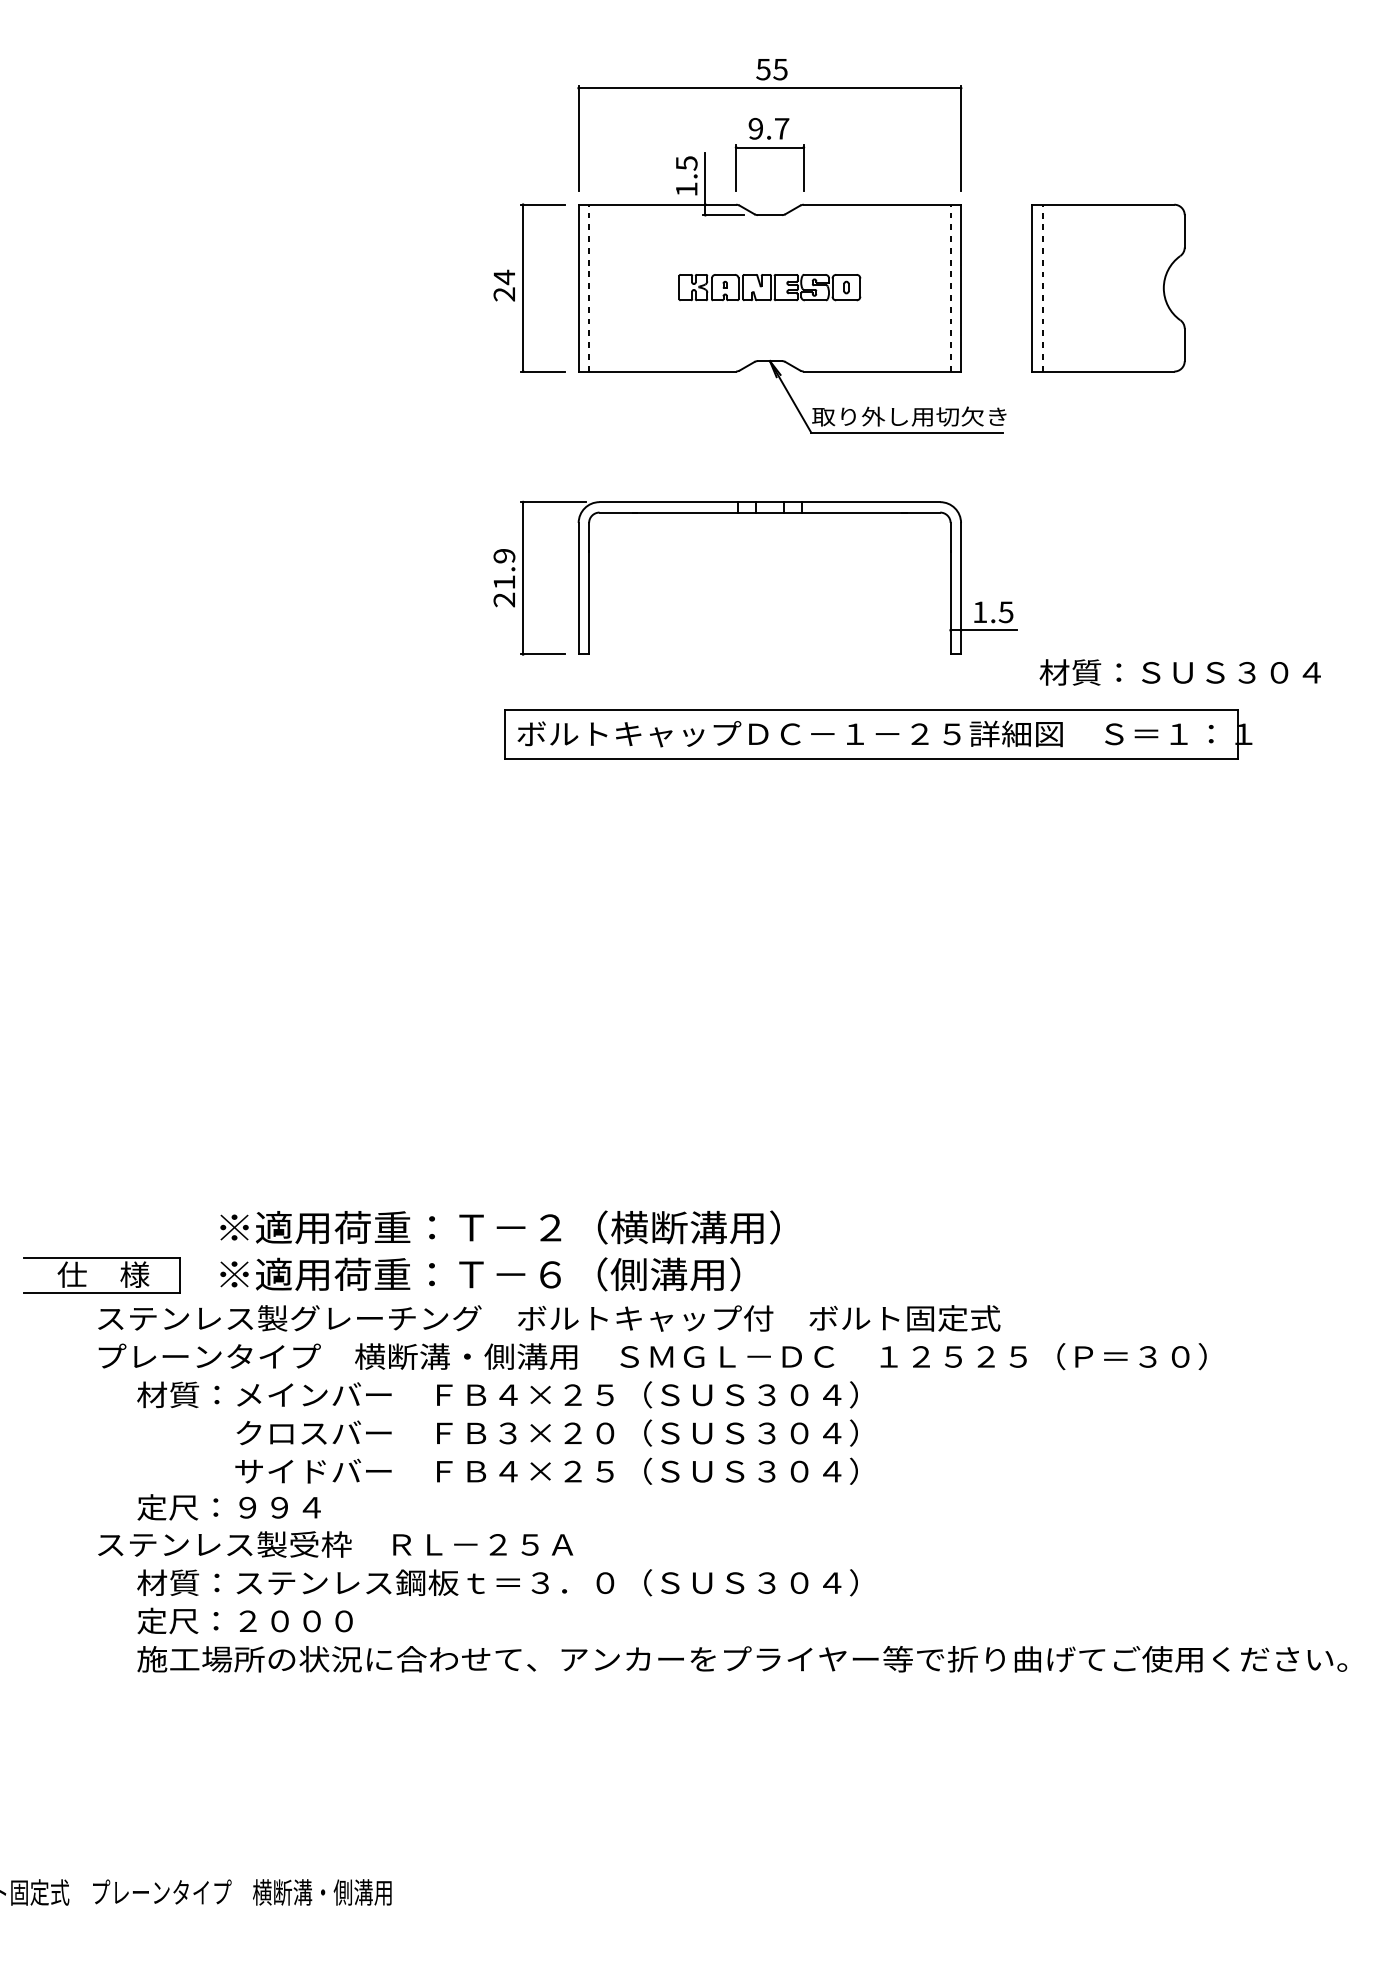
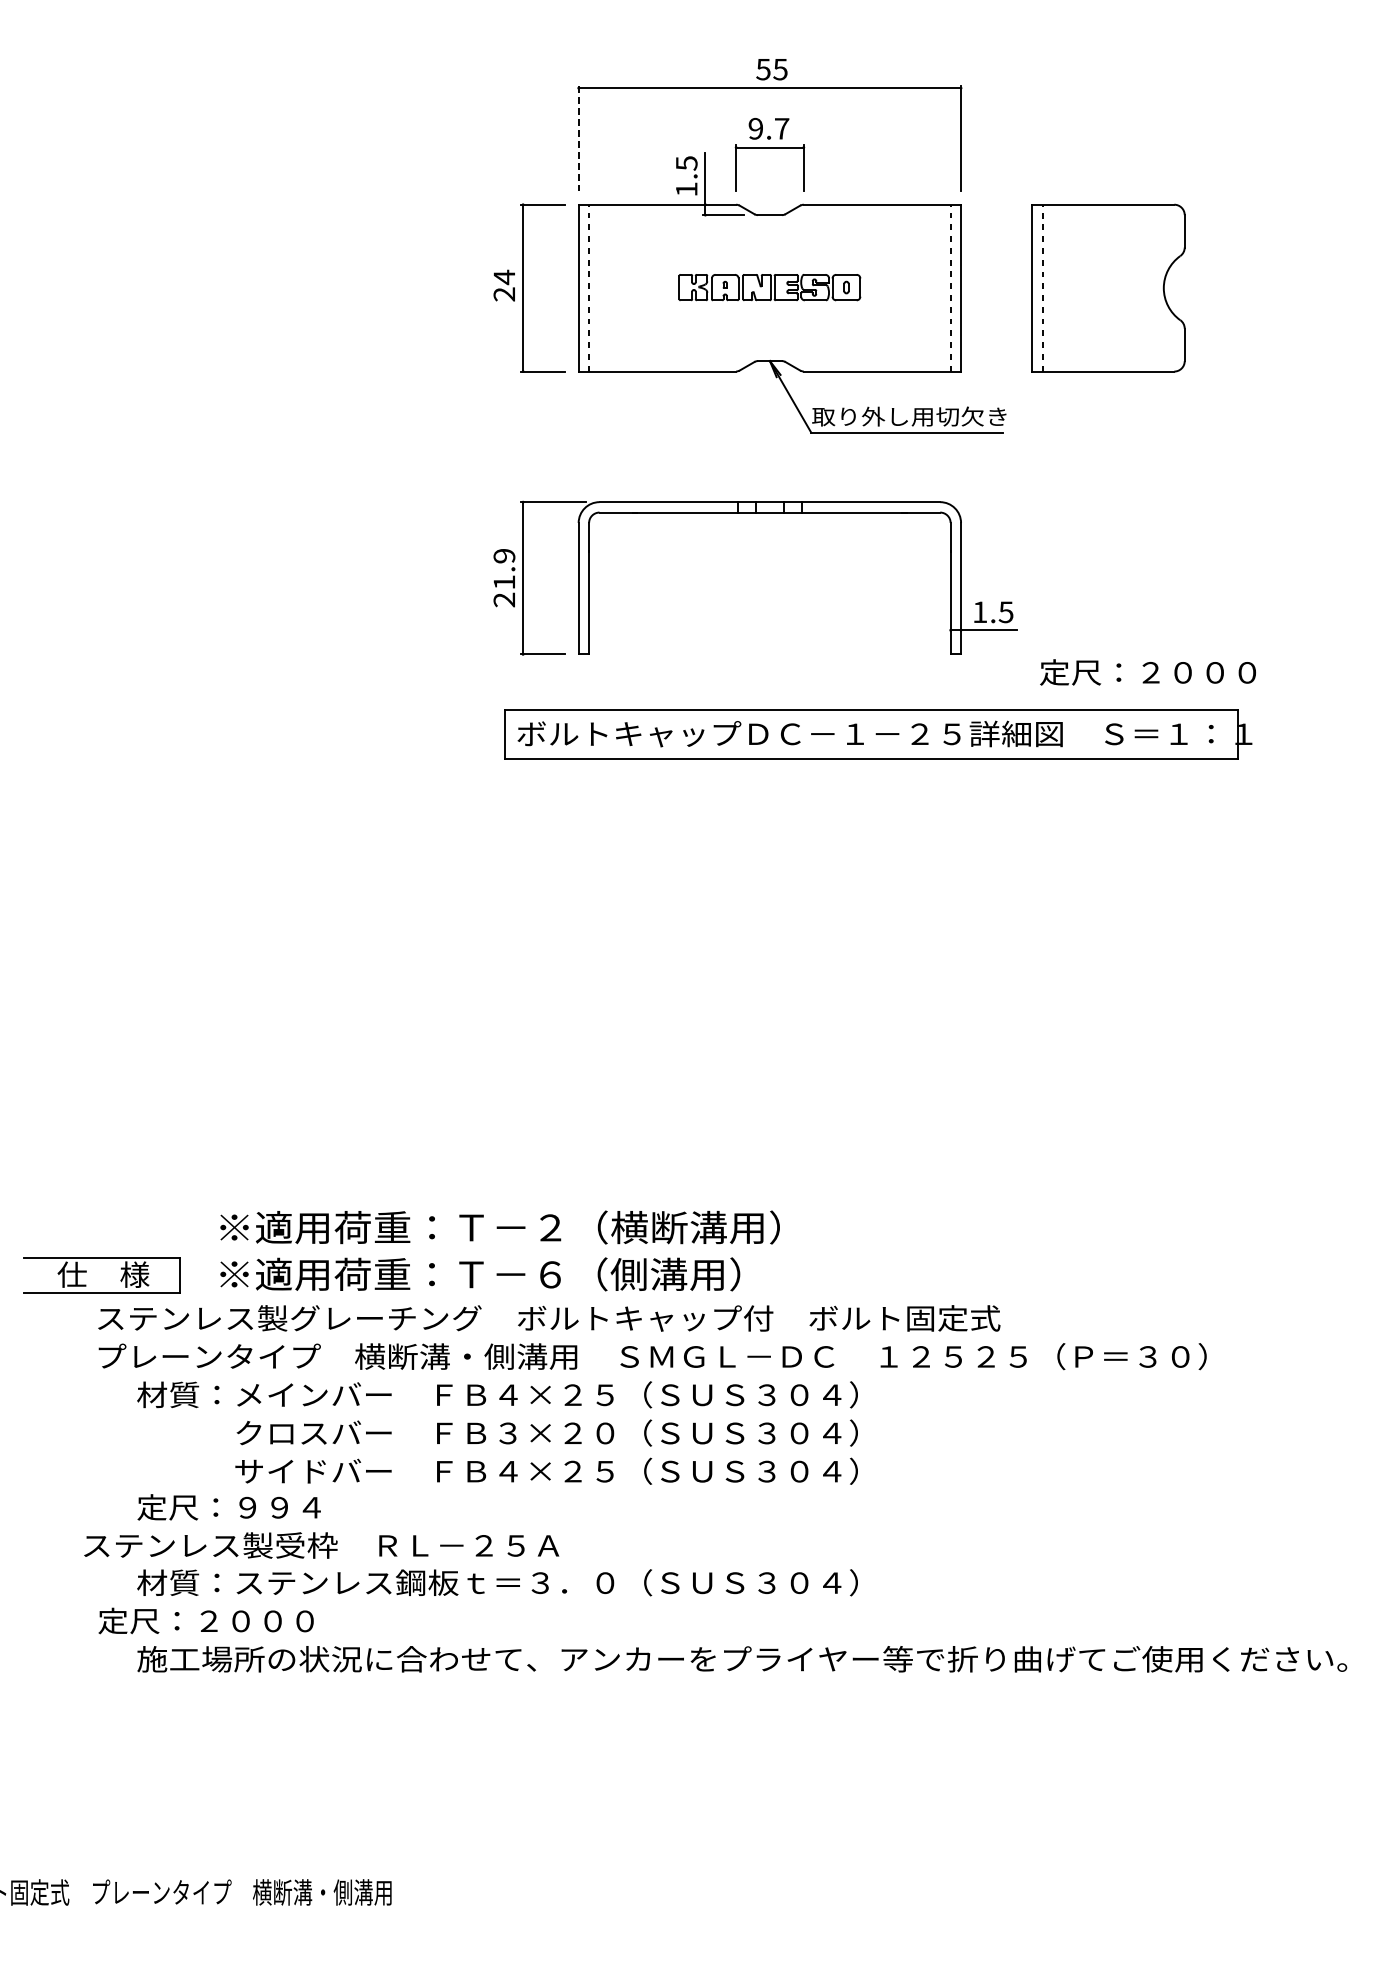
line: solid -> dashed (578, 138)
text: 材質：ＳＵＳ３０４ -> 定尺：２０００ (1179, 672)
text position: (335, 1544) -> (321, 1545) (321, 1545)
text position: (244, 1620) -> (205, 1620) (205, 1620)
